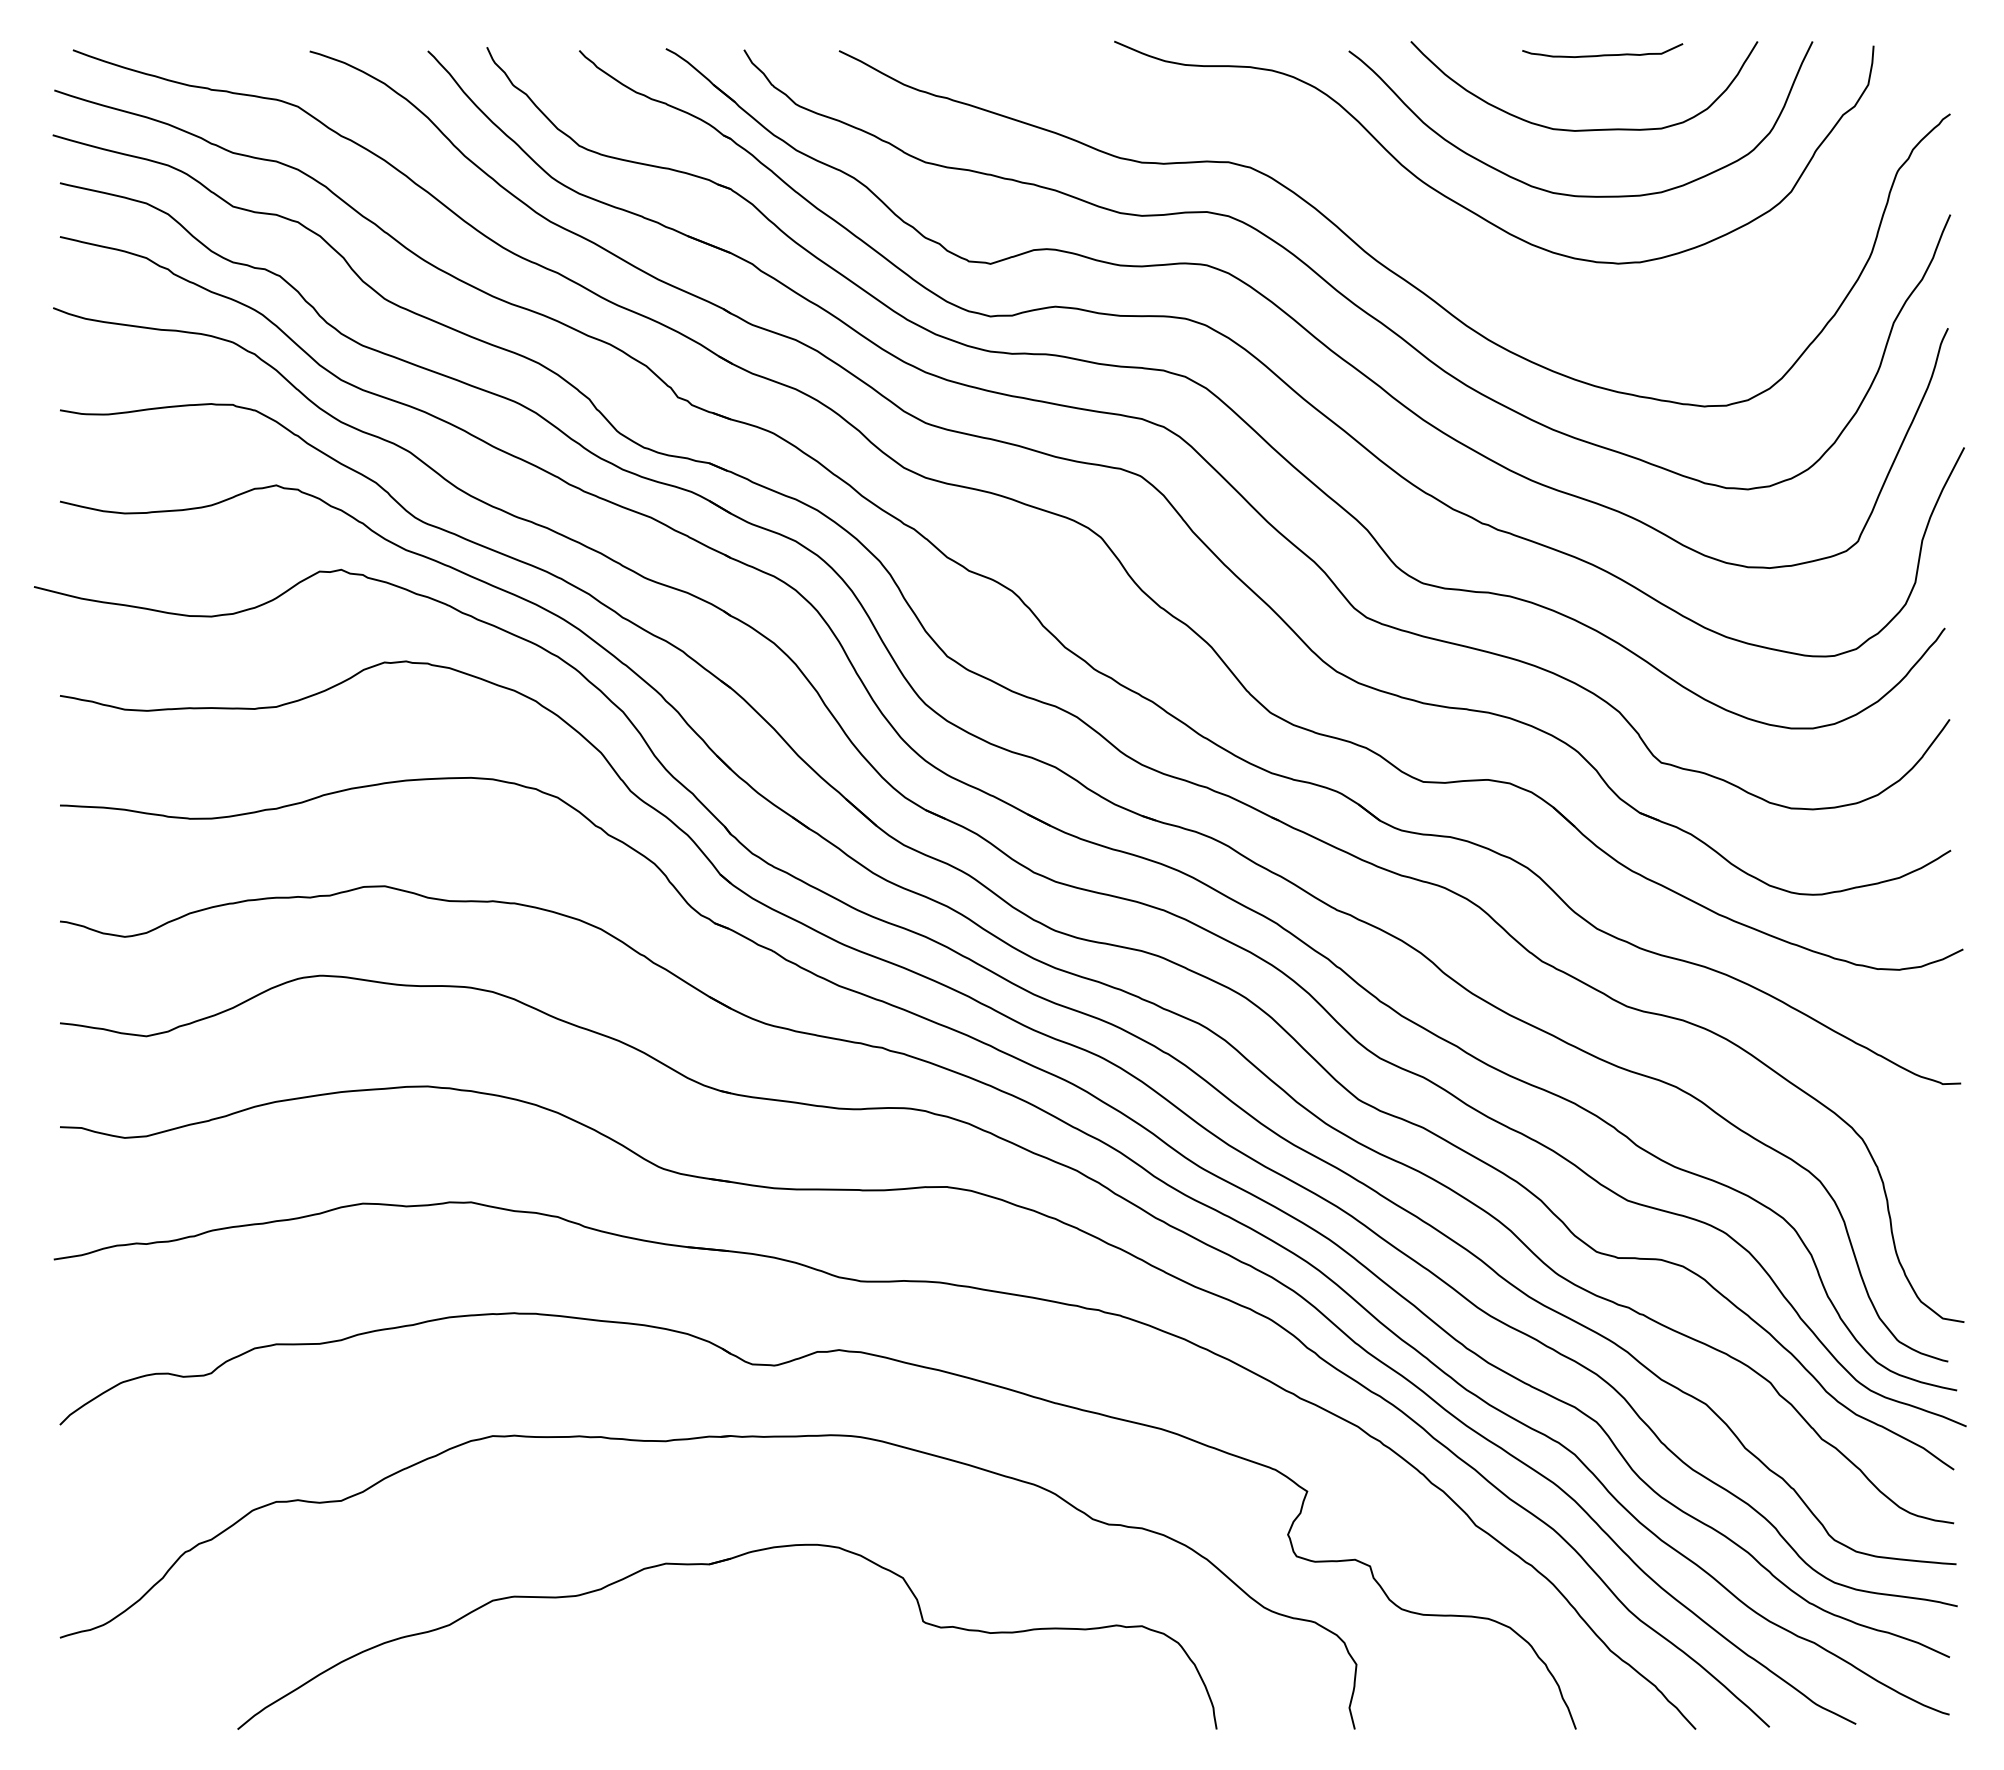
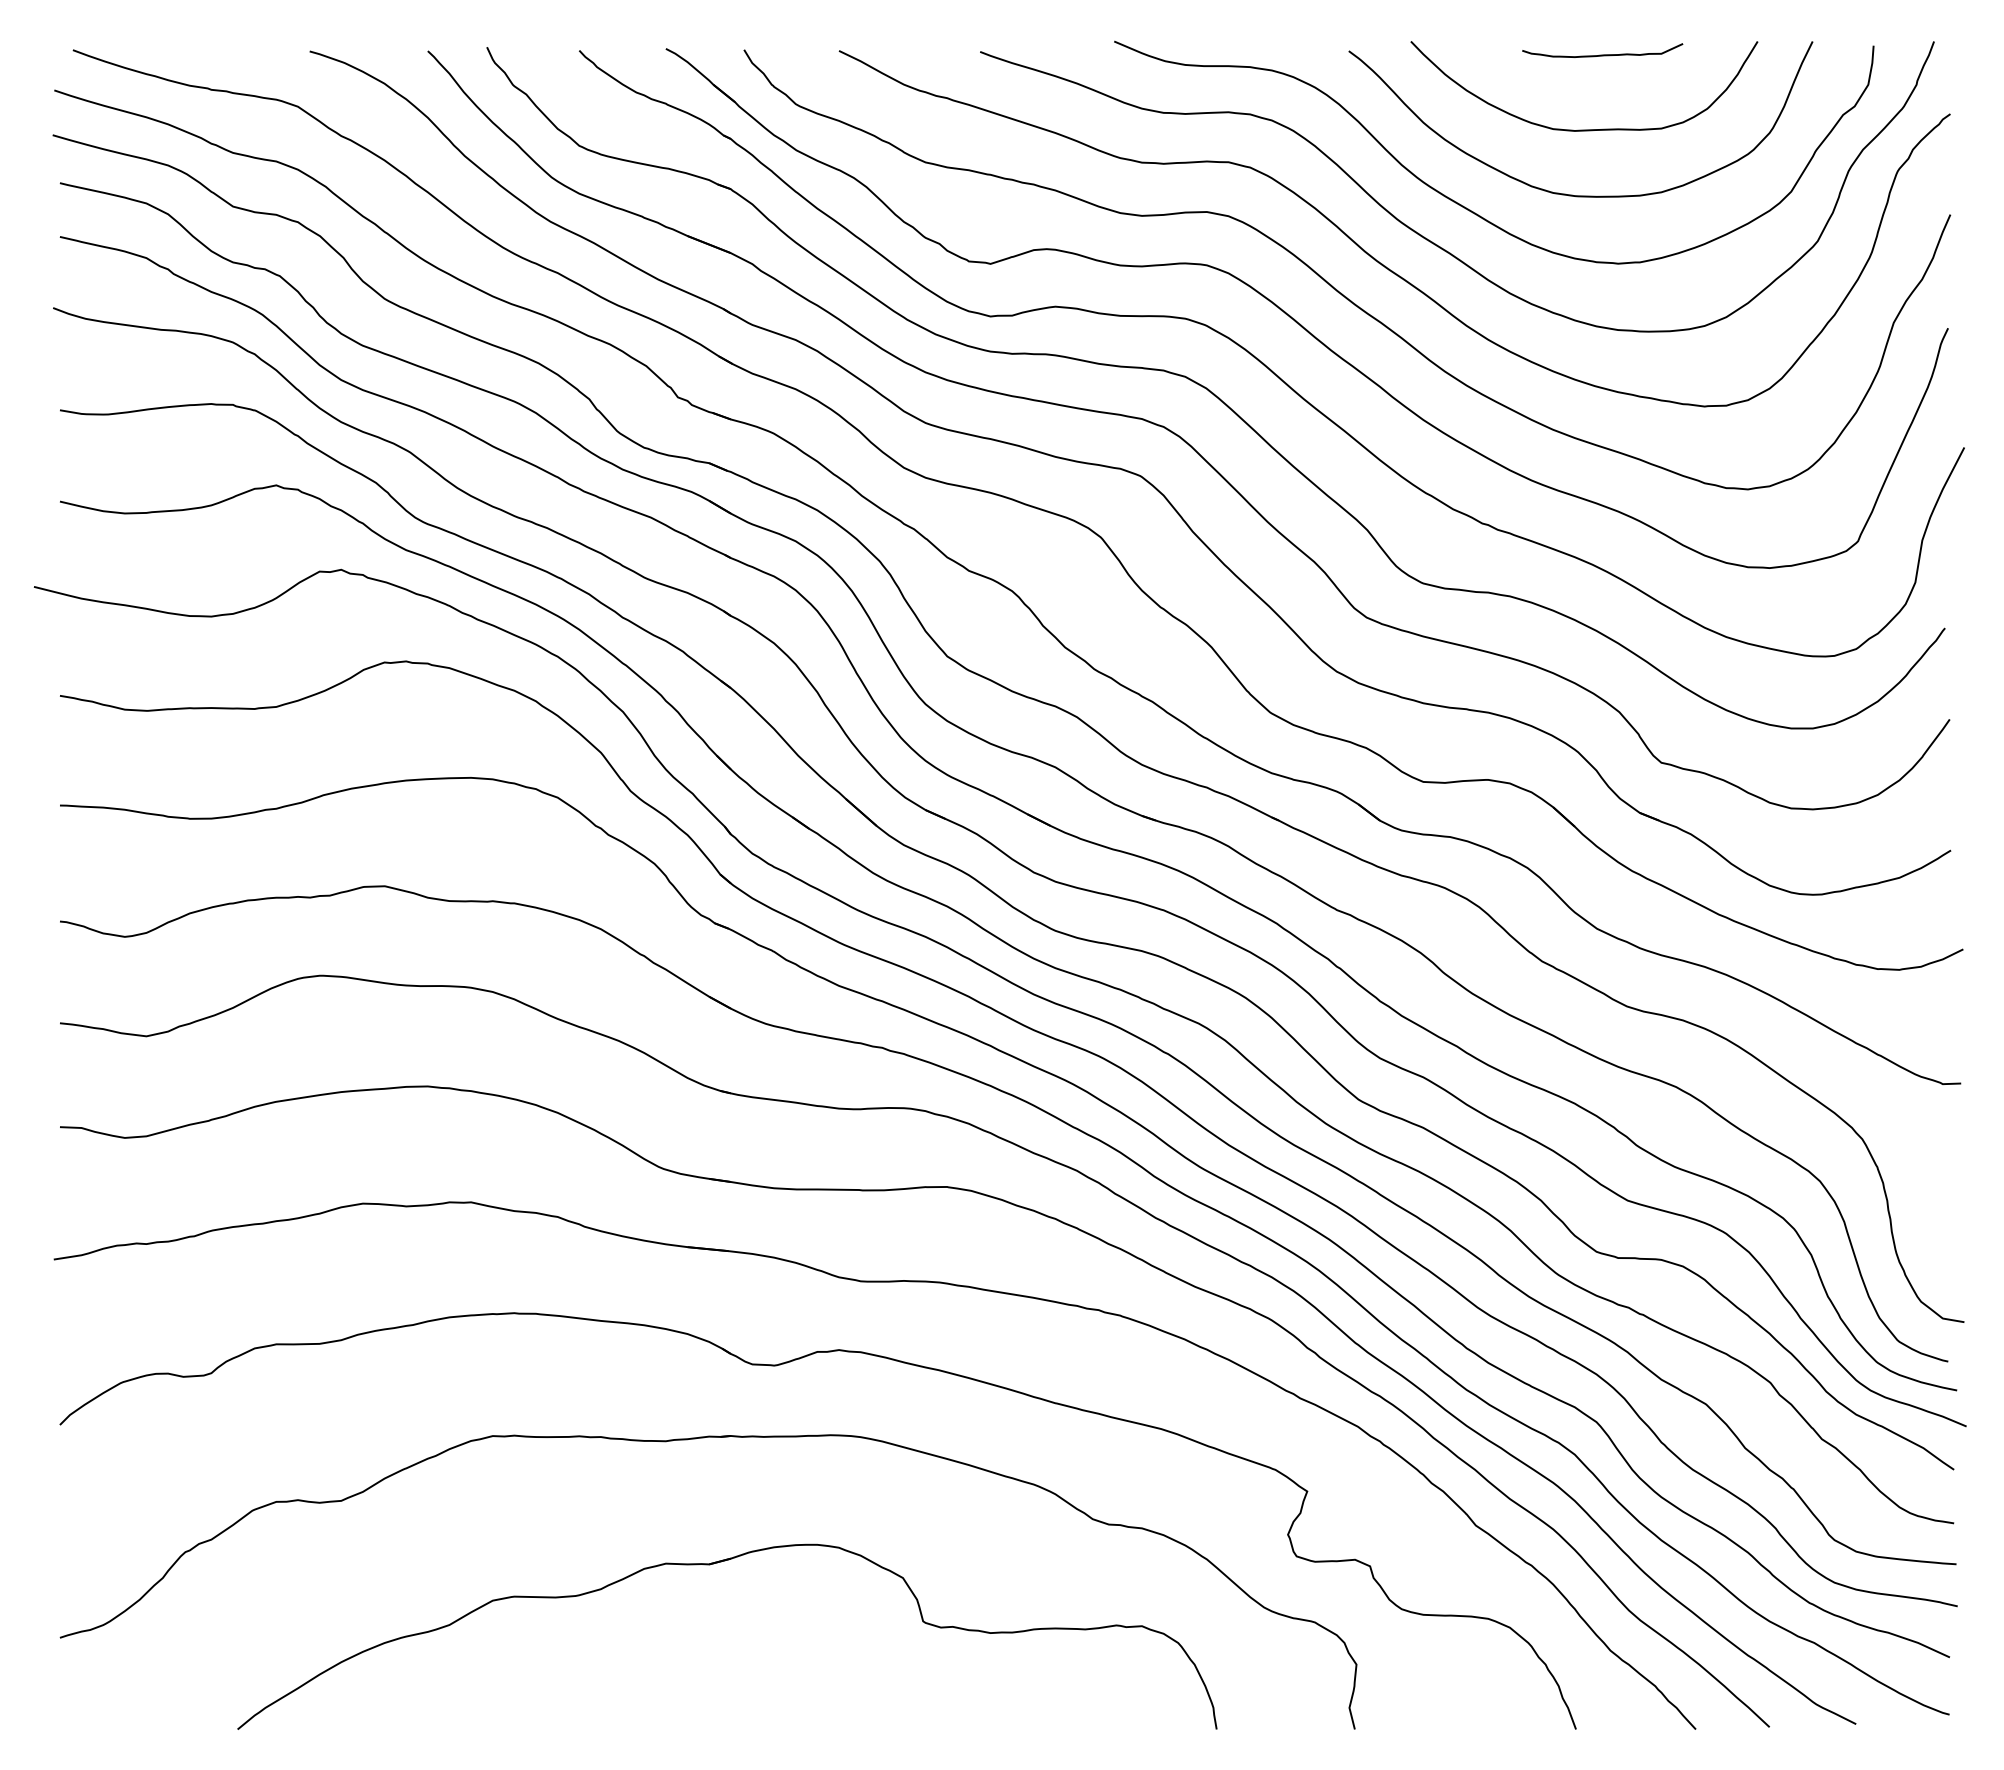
curve: none -> present (1424, 236)
